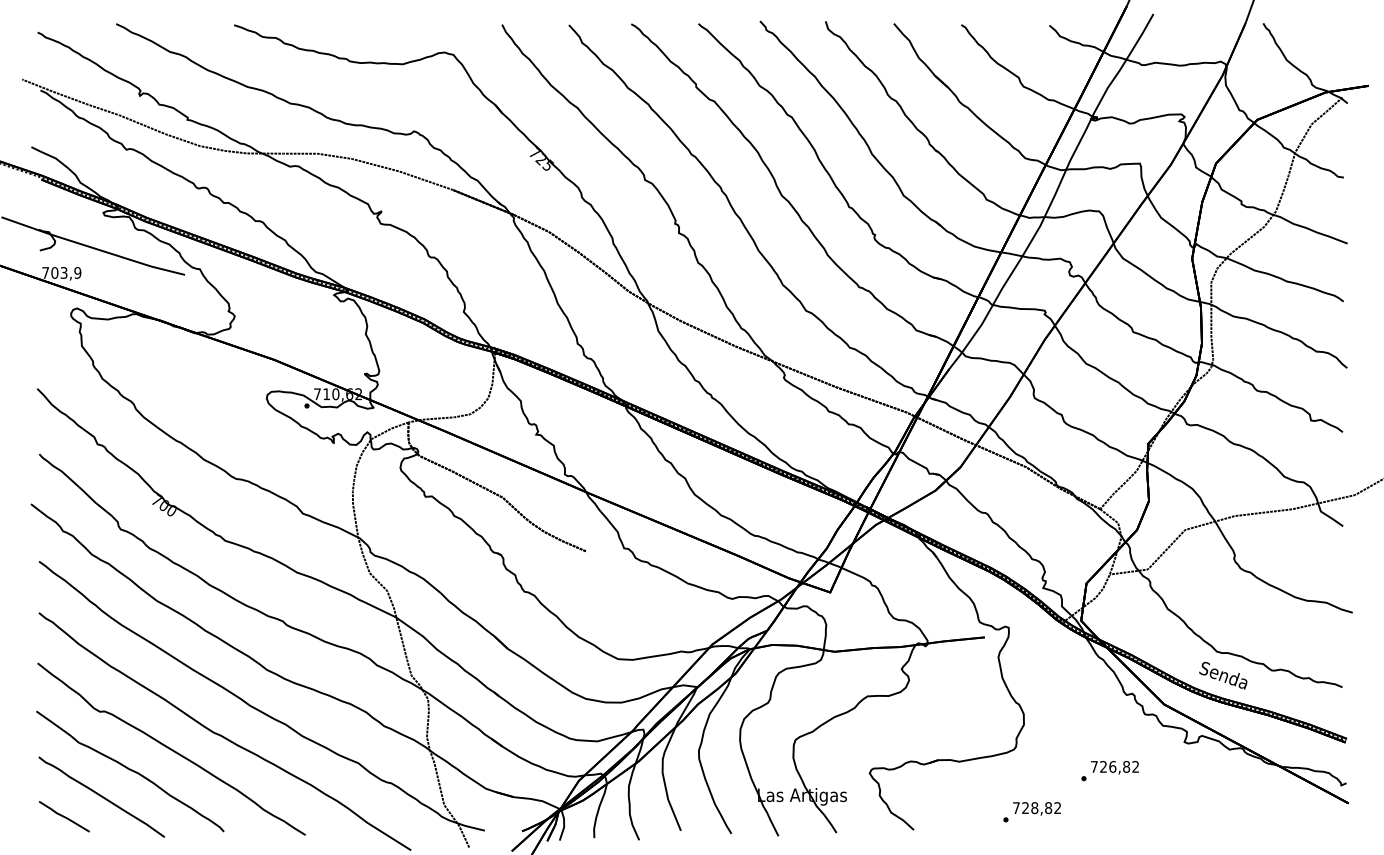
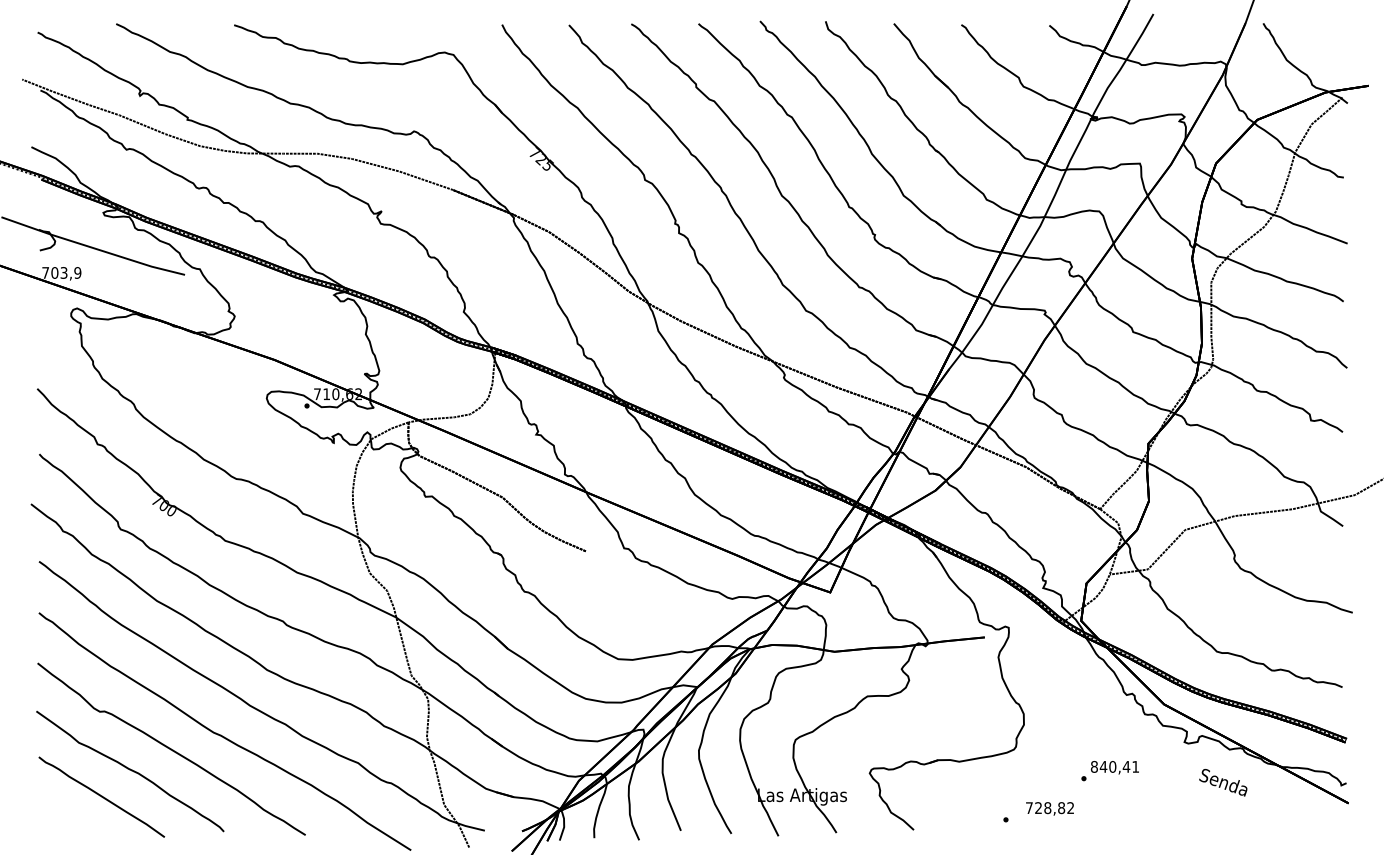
text position: (1223, 675) -> (1223, 782) (1223, 782)
text: 726,82 -> 840,41 (1114, 766)
text position: (1036, 808) -> (1049, 808) (1049, 808)
line: present -> none (63, 816)
